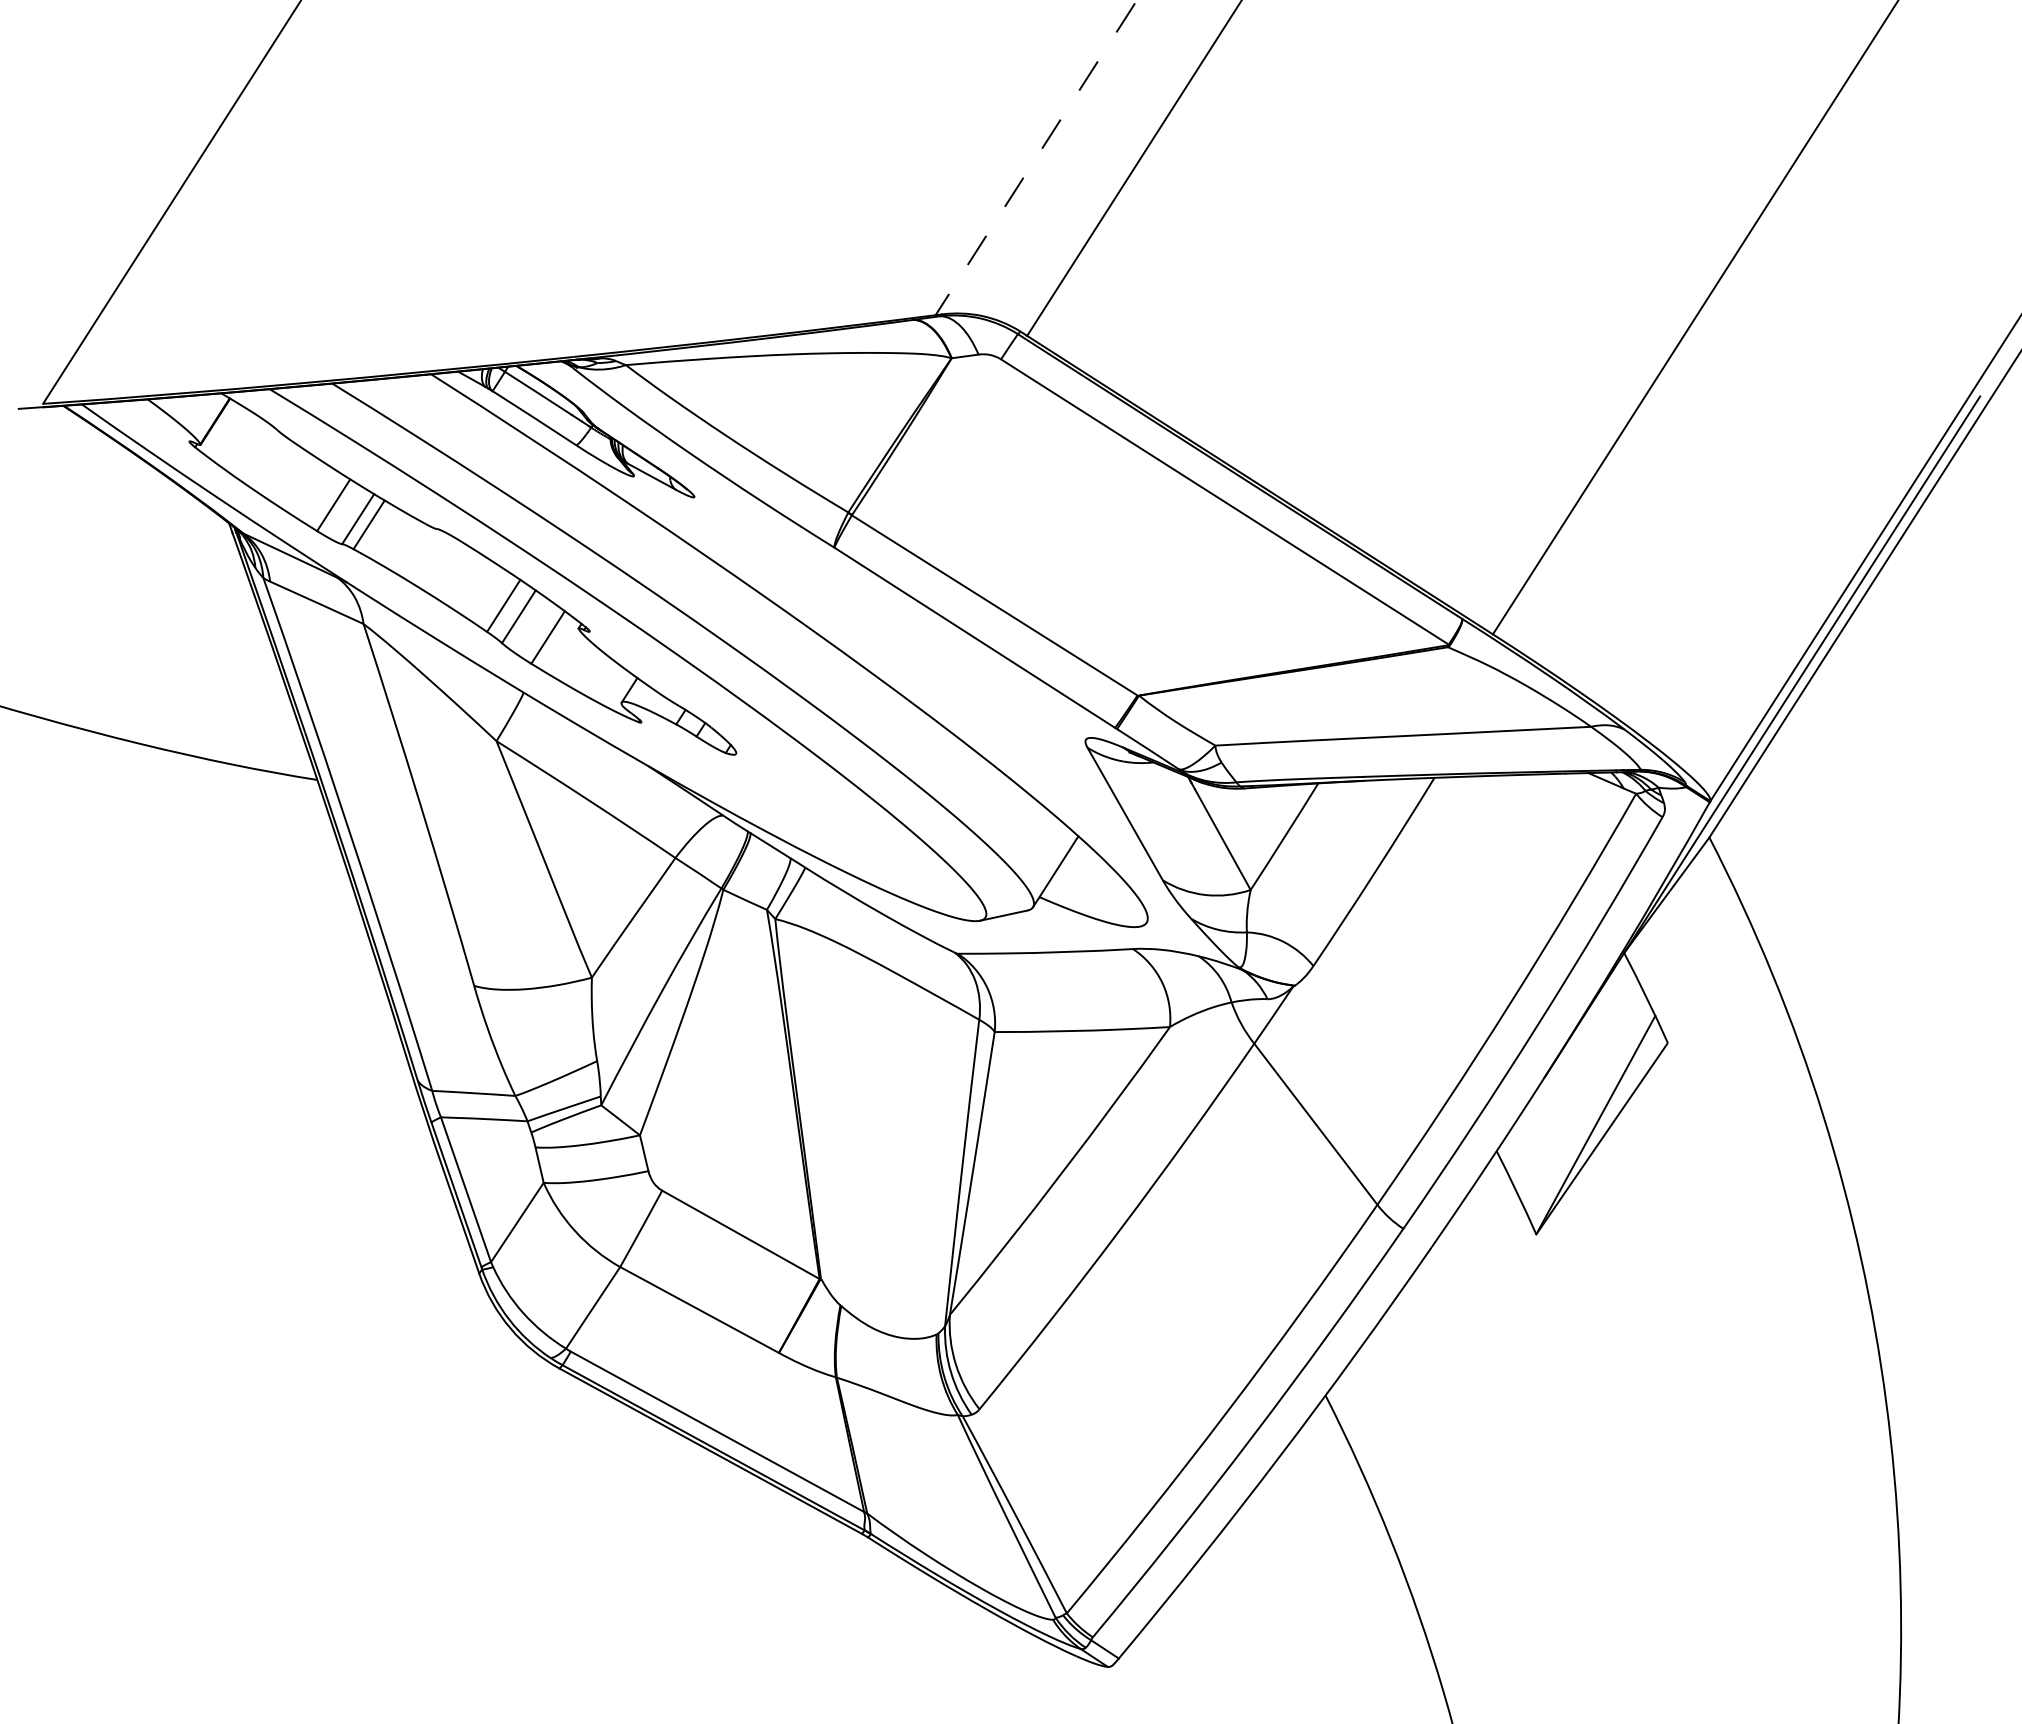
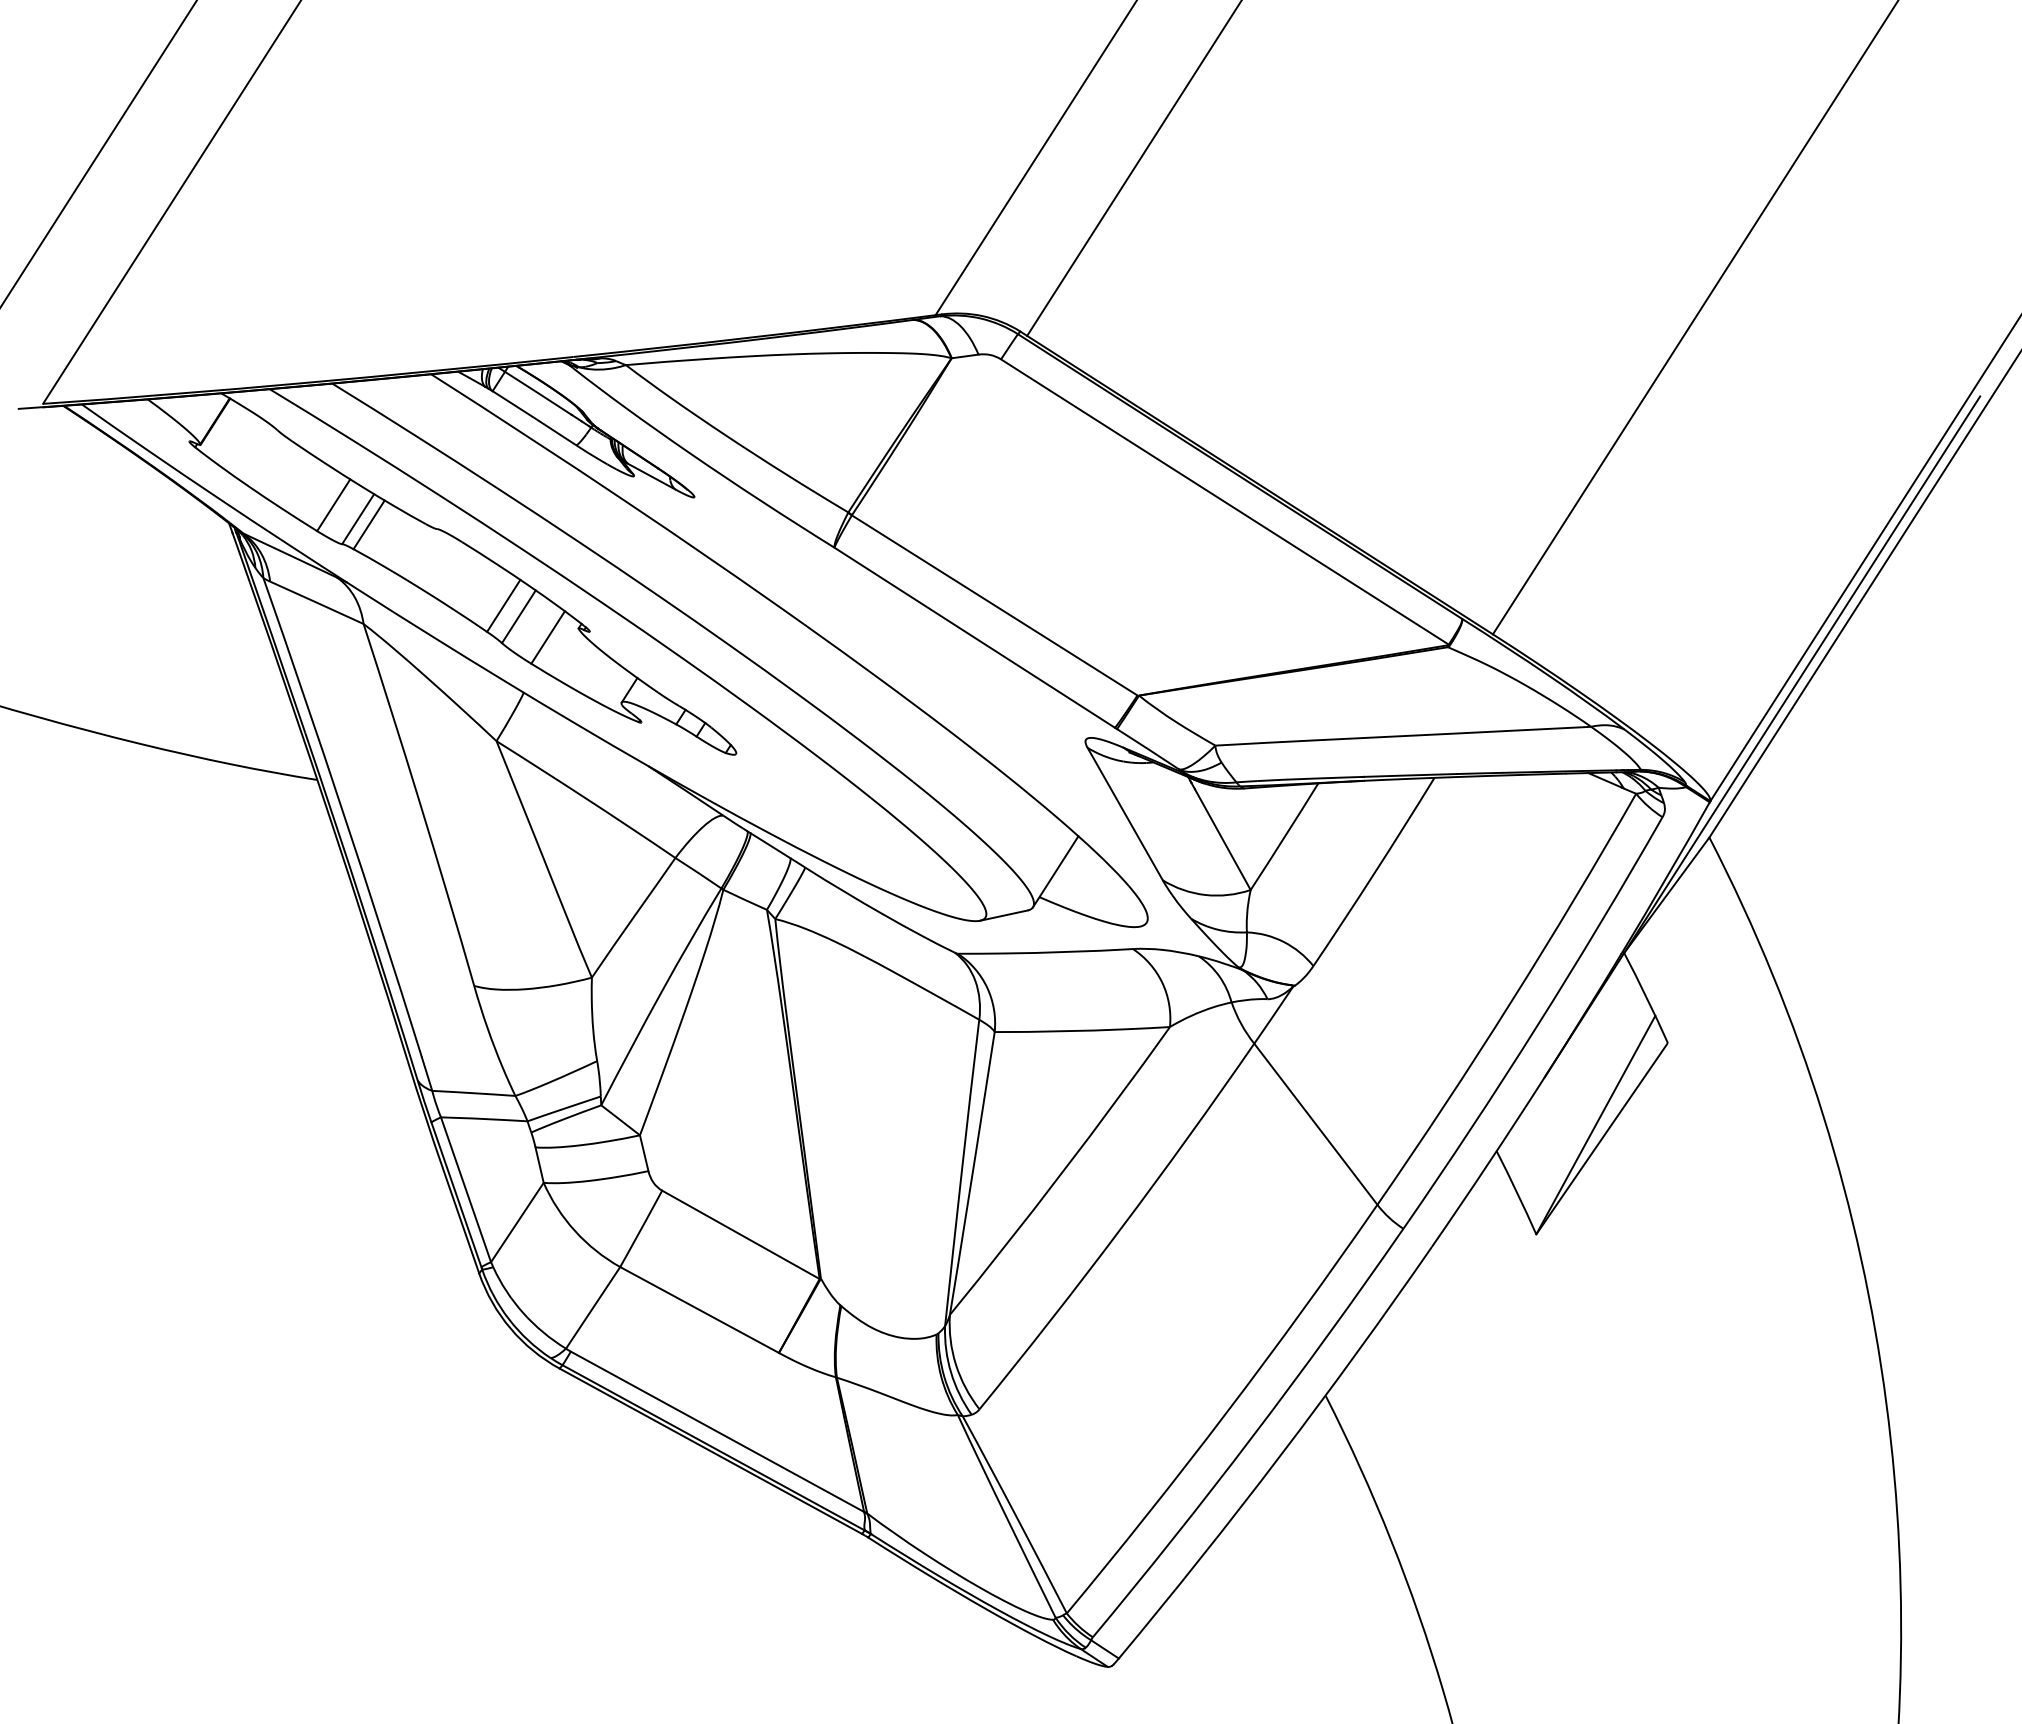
line: none -> present (98, 153)
line: dashed -> solid (1036, 157)
